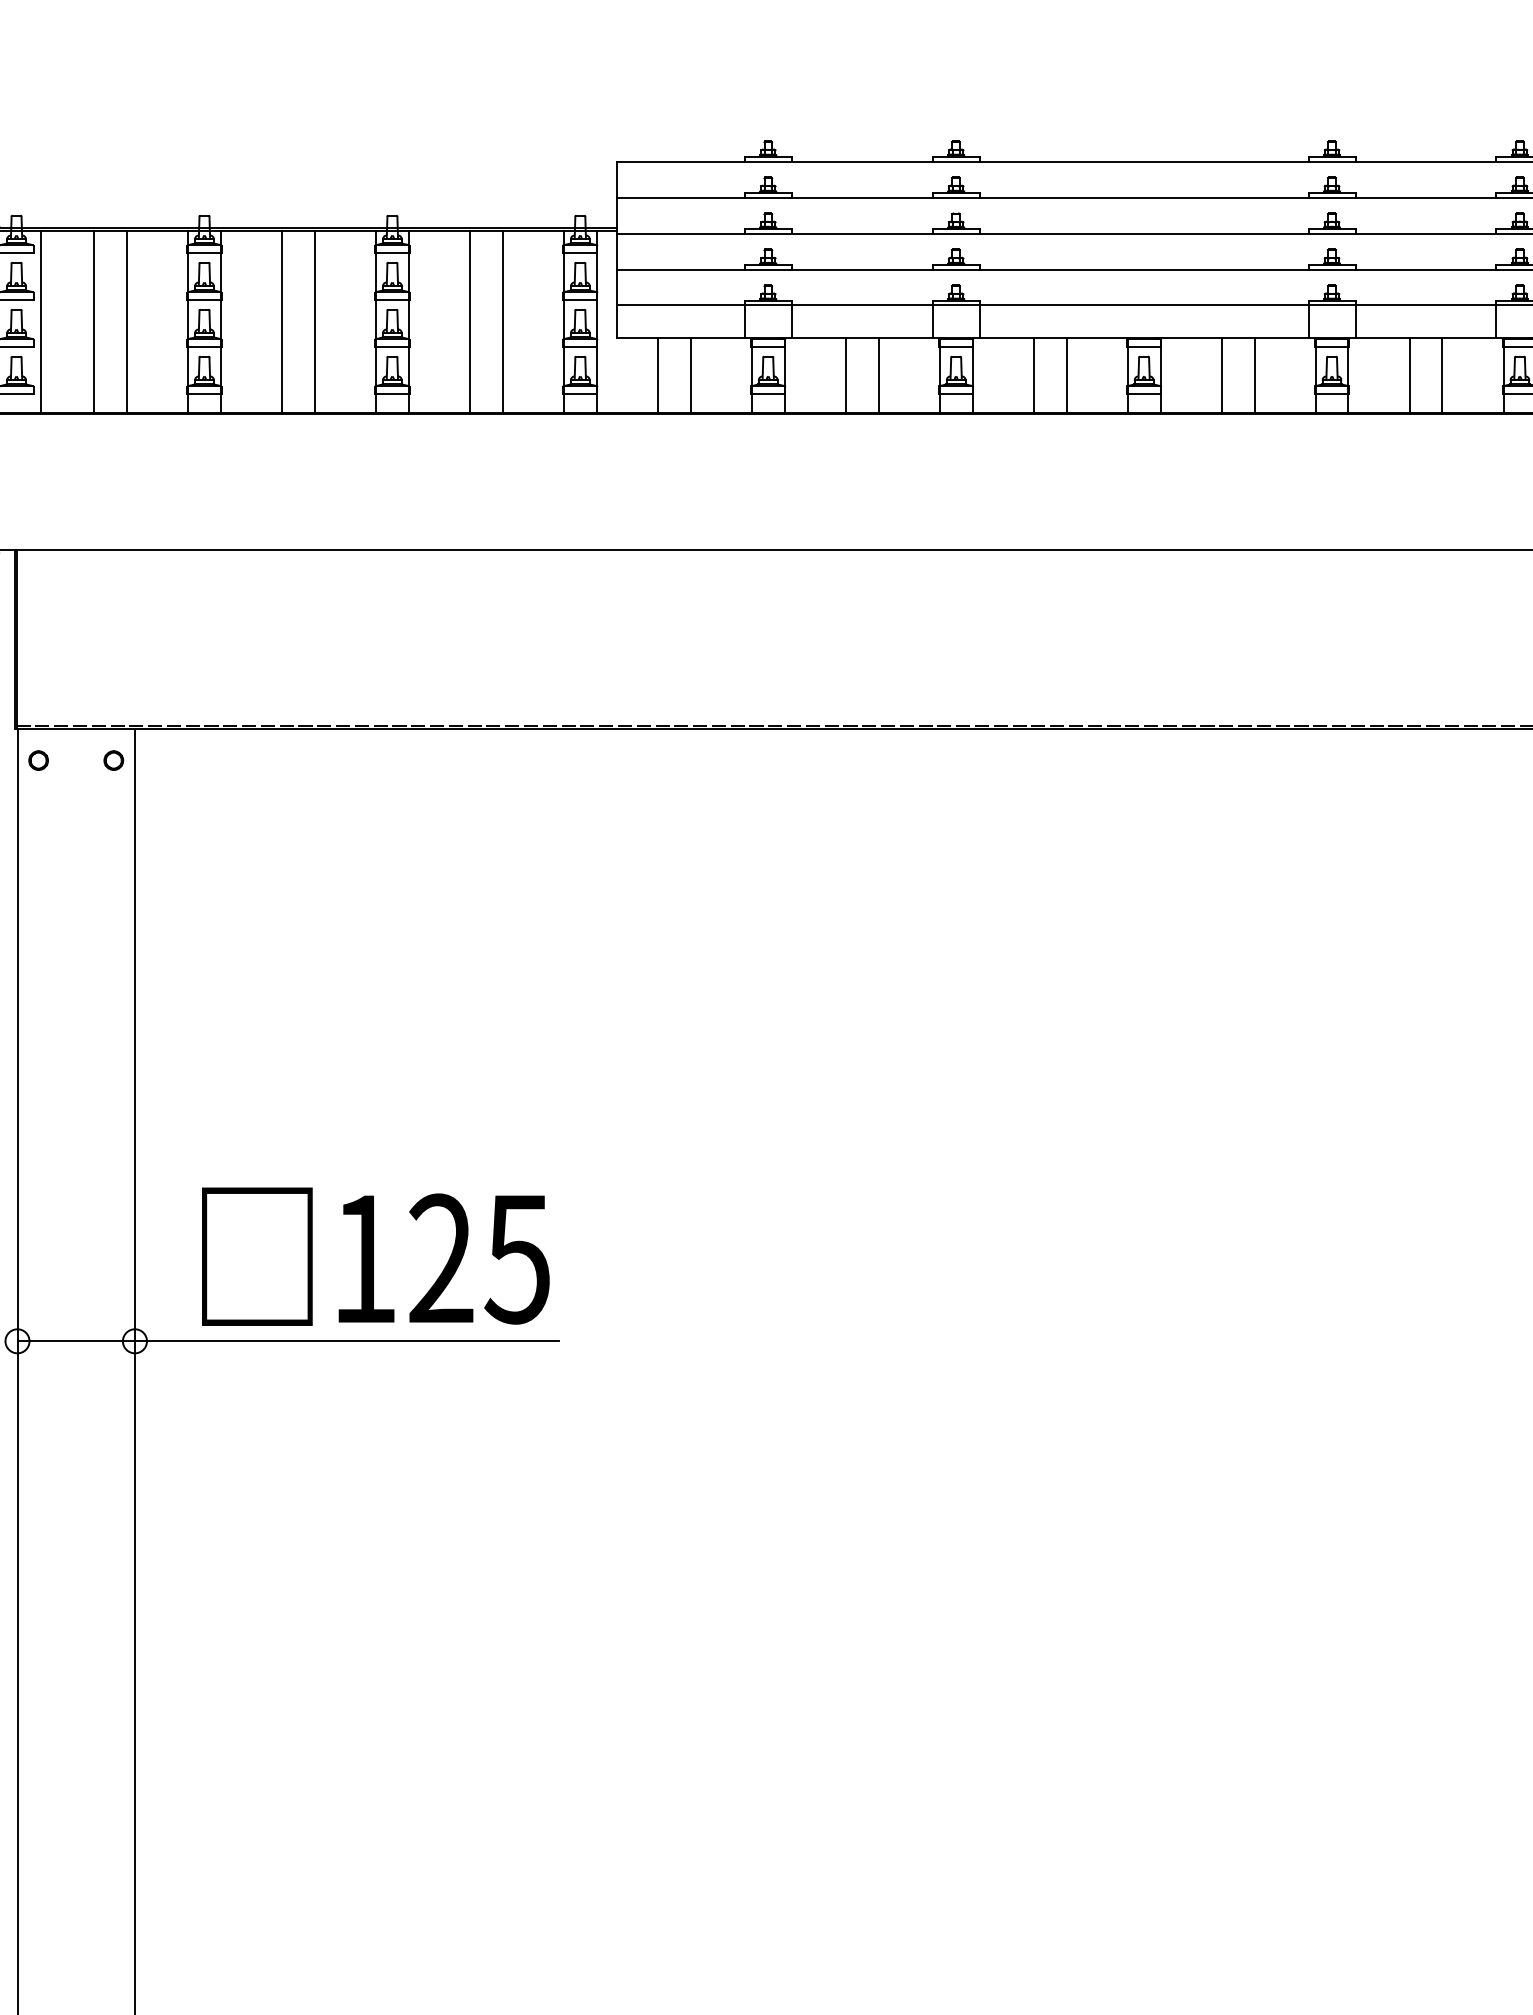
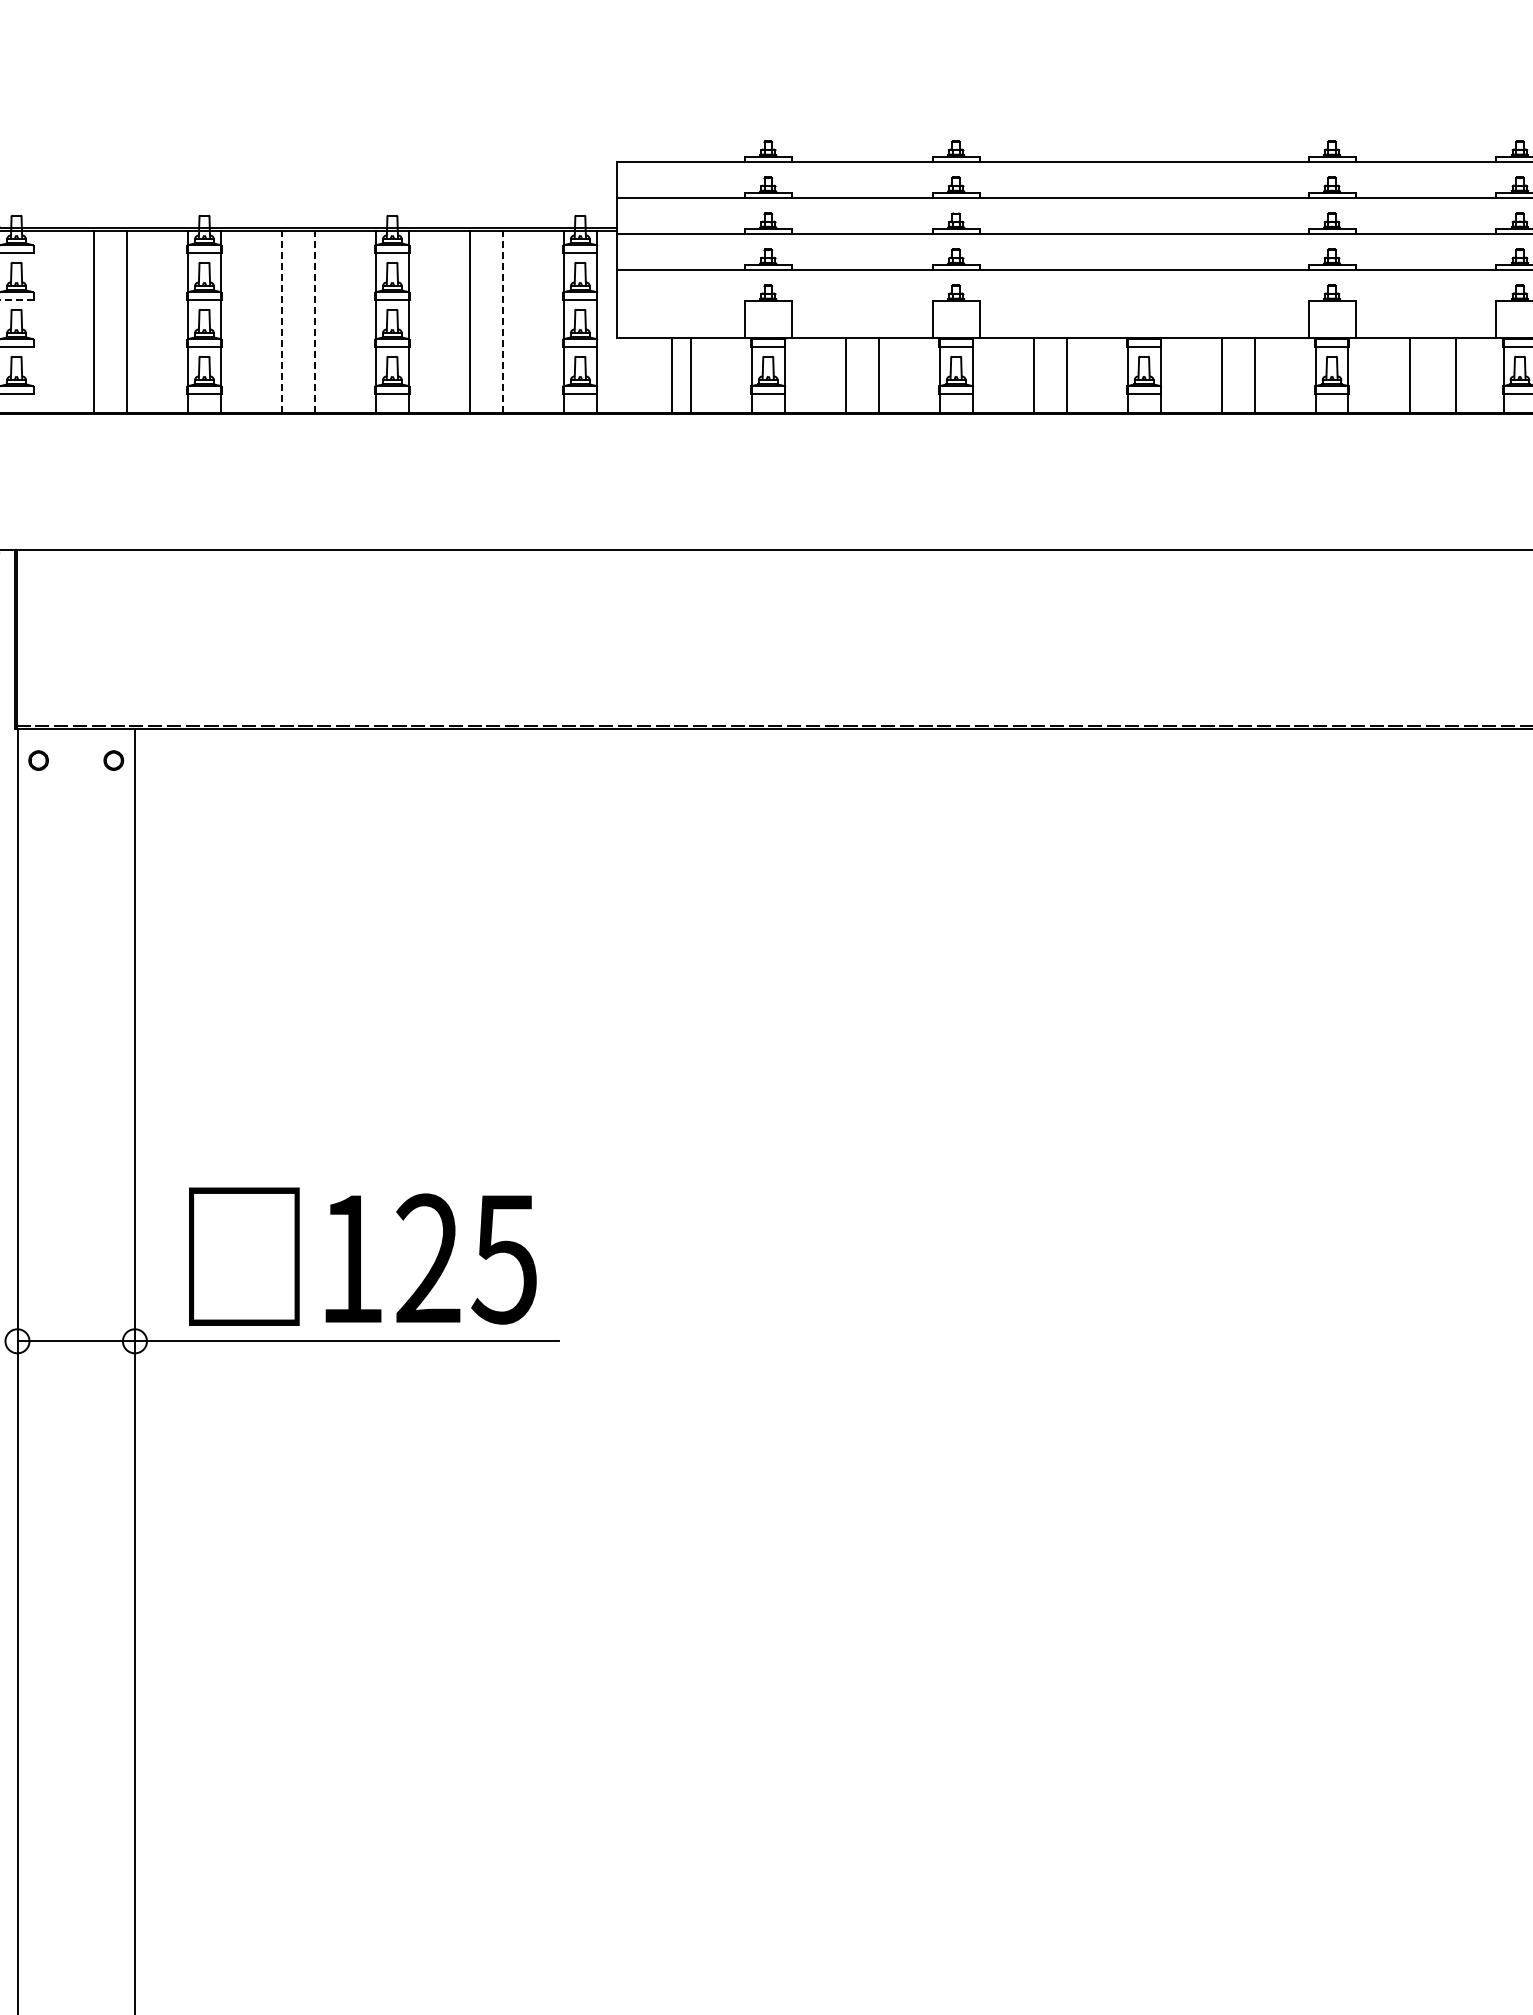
line: solid -> dashed (17, 300)
line: present -> none (1072, 305)
line: present -> none (41, 321)
line: solid -> dashed (282, 321)
line: solid -> dashed (314, 321)
line: solid -> dashed (502, 321)
line position: (657, 375) -> (671, 375) (671, 375)
line position: (1442, 375) -> (1456, 375) (1456, 375)
text position: (375, 1256) -> (362, 1256) (362, 1256)
